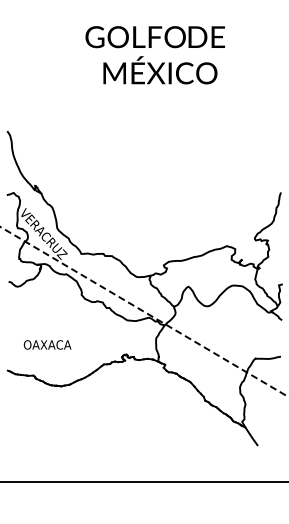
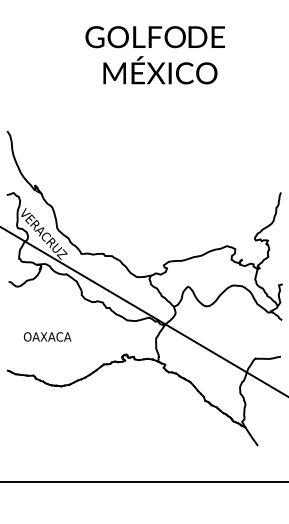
line: dashed -> solid (144, 311)
text position: (47, 344) -> (47, 336) (47, 336)
